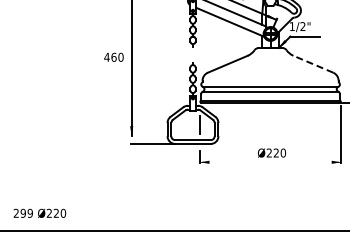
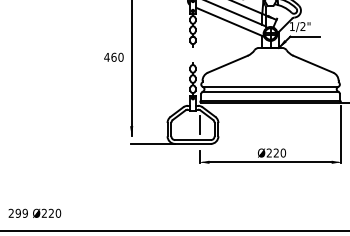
line: dashed -> solid (313, 64)
line: none -> present (270, 162)
text position: (39, 212) -> (34, 212) (34, 212)
